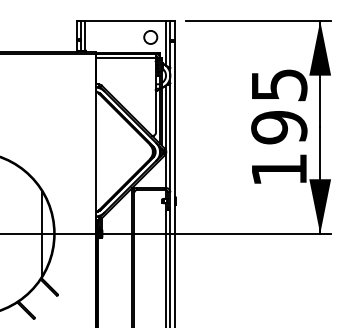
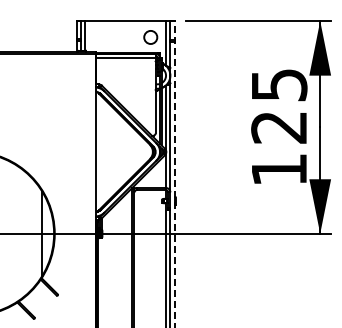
text: 195 -> 125 (279, 127)
line: solid -> dashed (174, 174)
